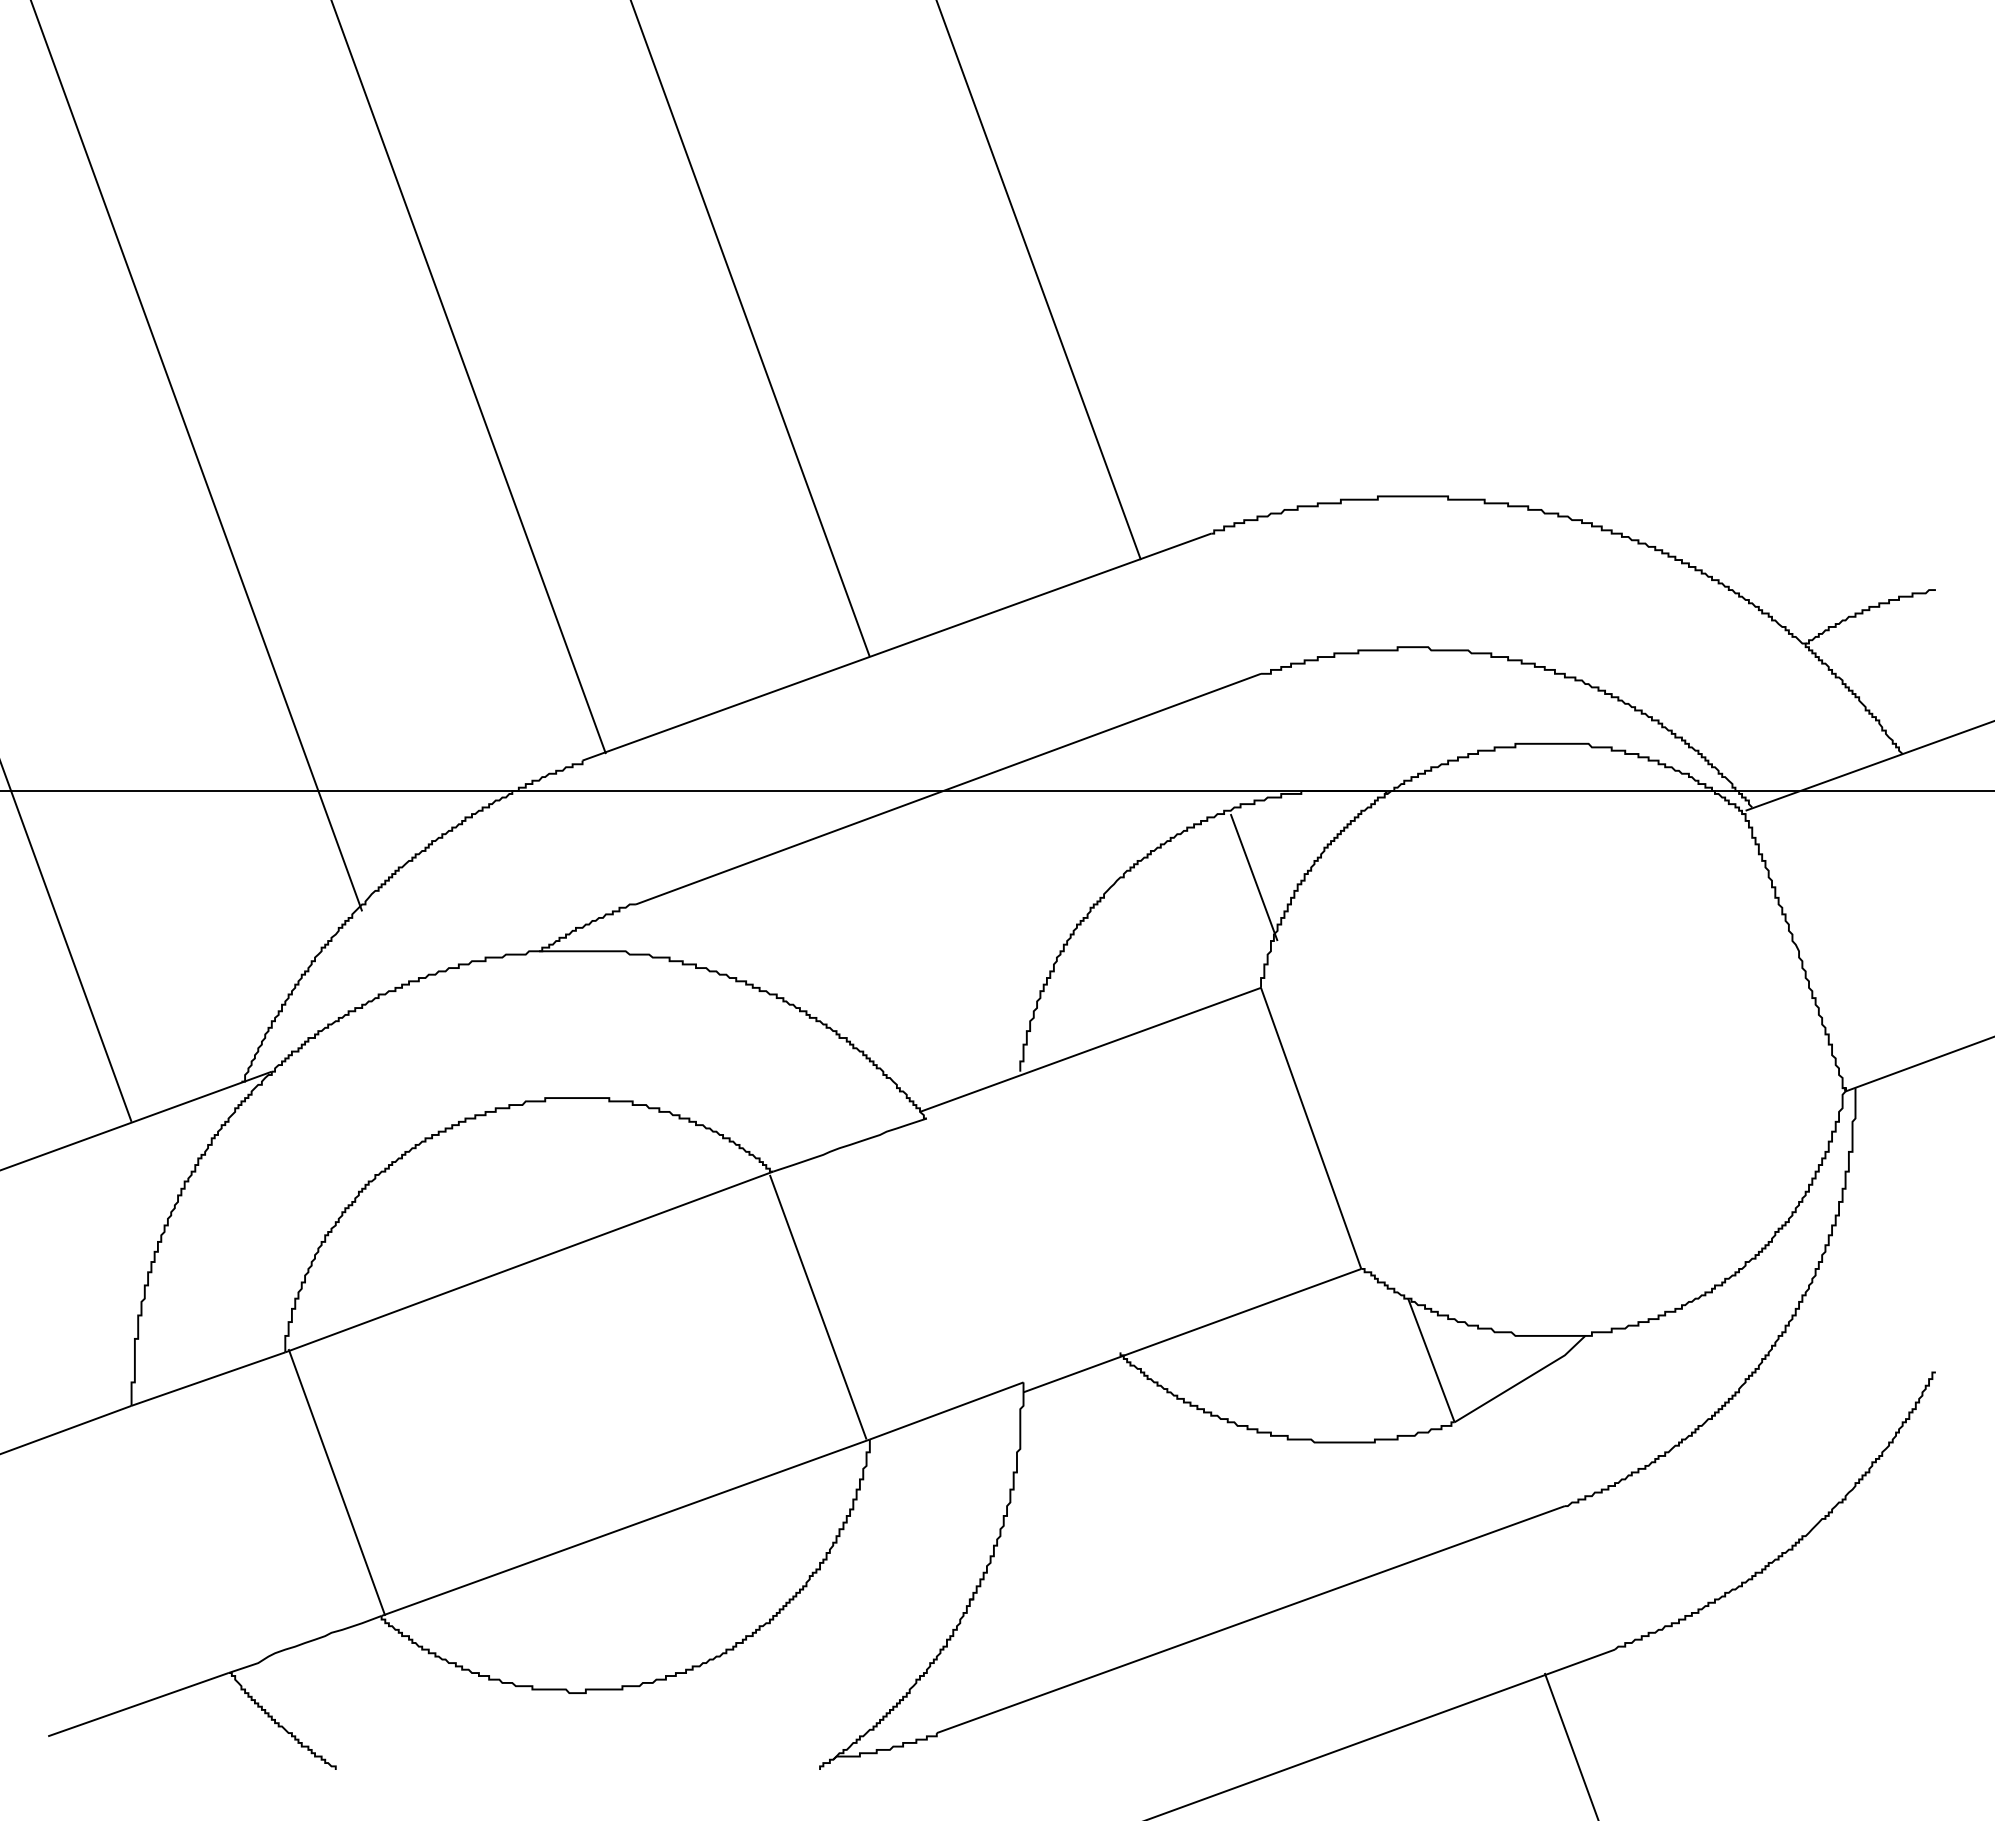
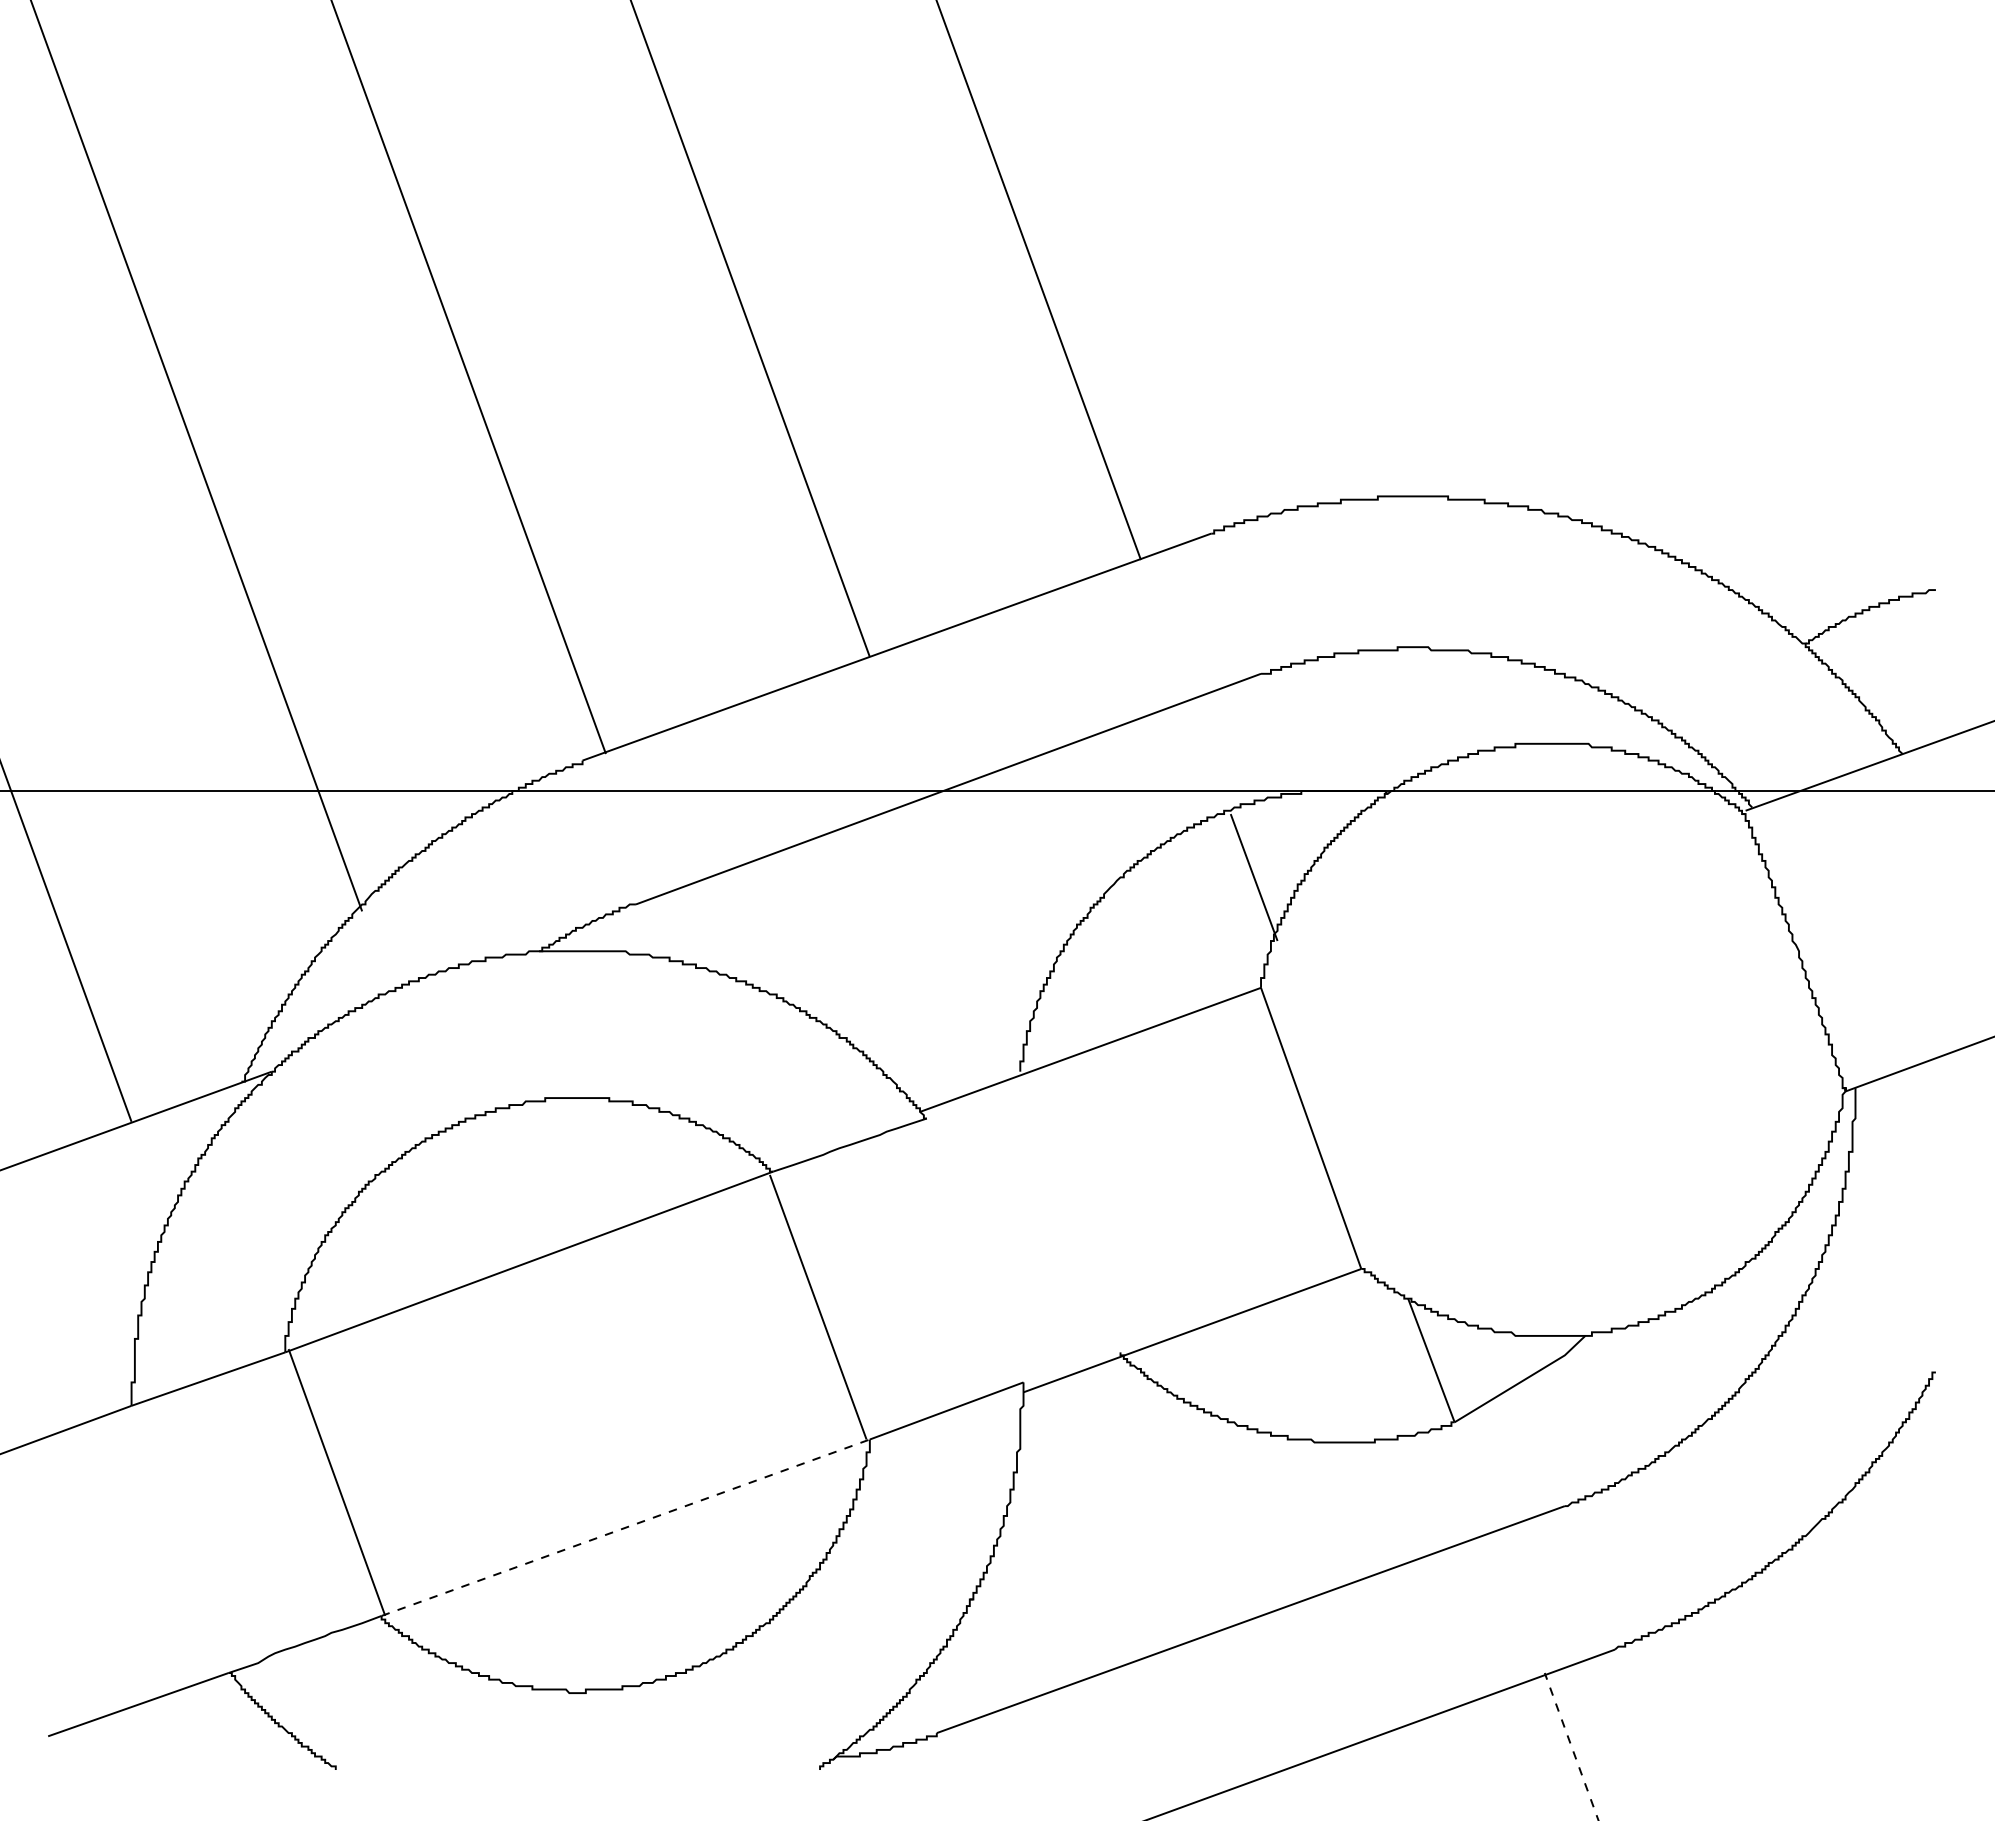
line: solid -> dashed (625, 1527)
line: solid -> dashed (1571, 1746)
